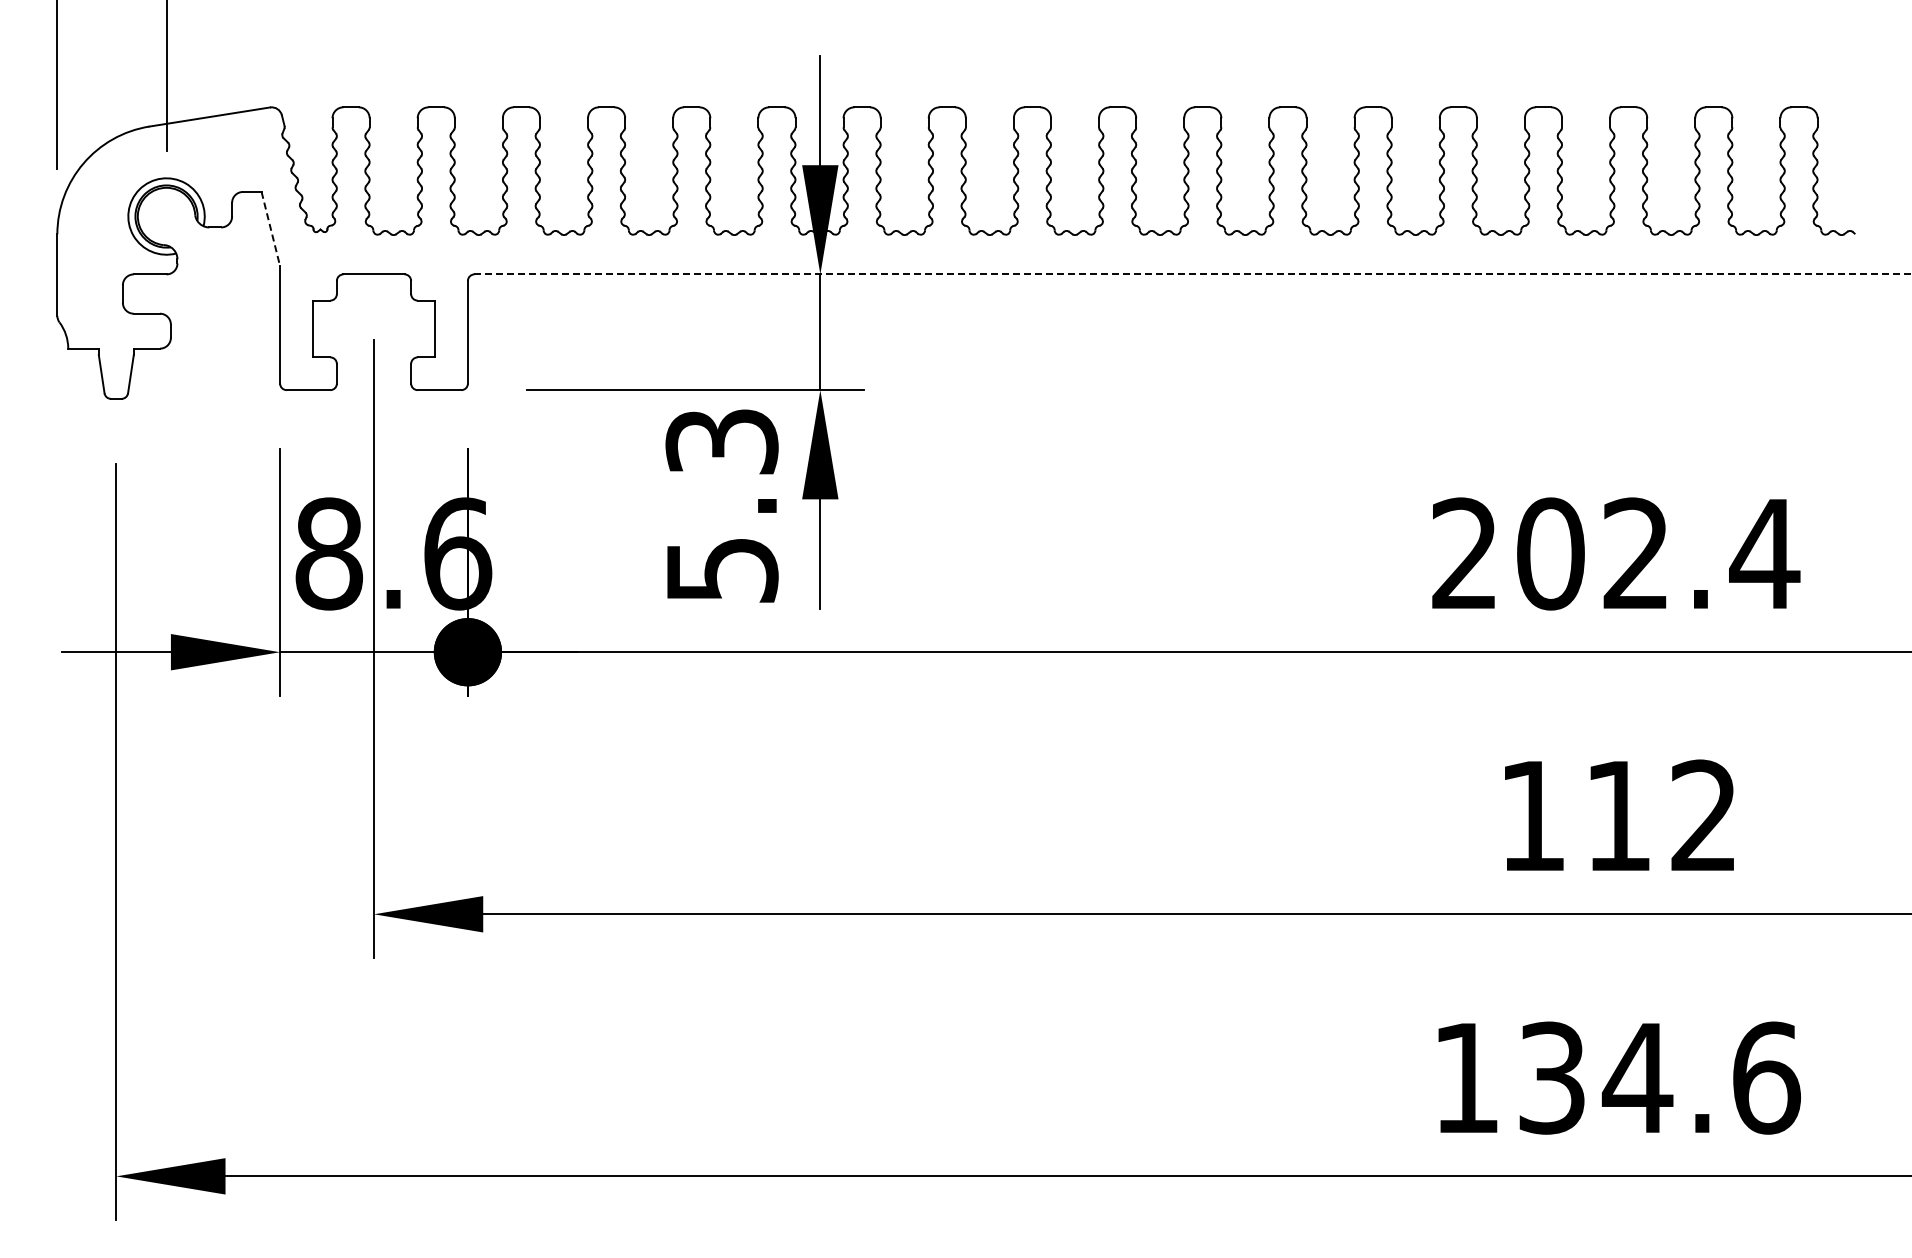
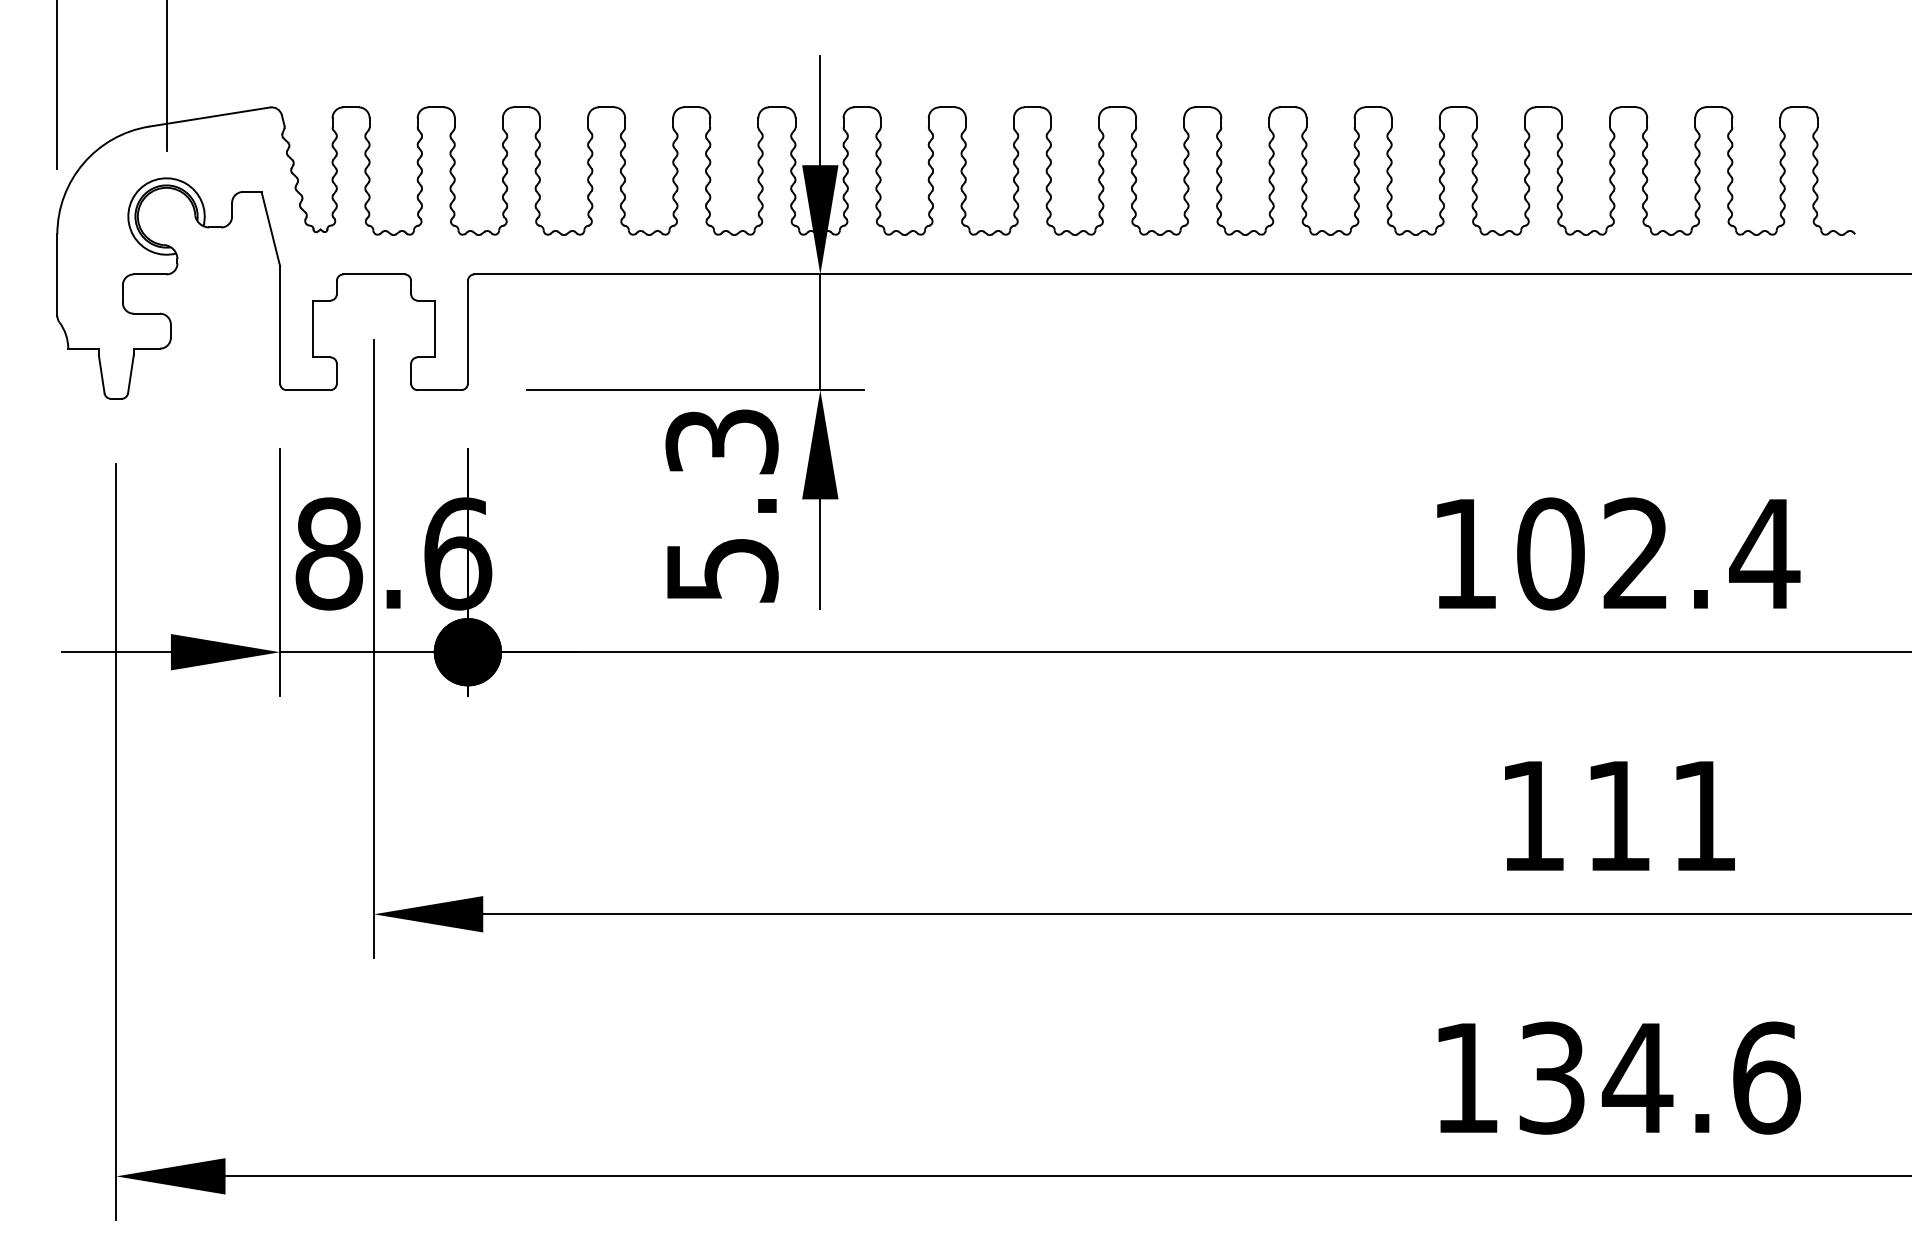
line: dashed -> solid (270, 229)
line: dashed -> solid (1193, 274)
text: 202.4 -> 102.4 (1463, 552)
text: 112 -> 111 (1702, 814)
